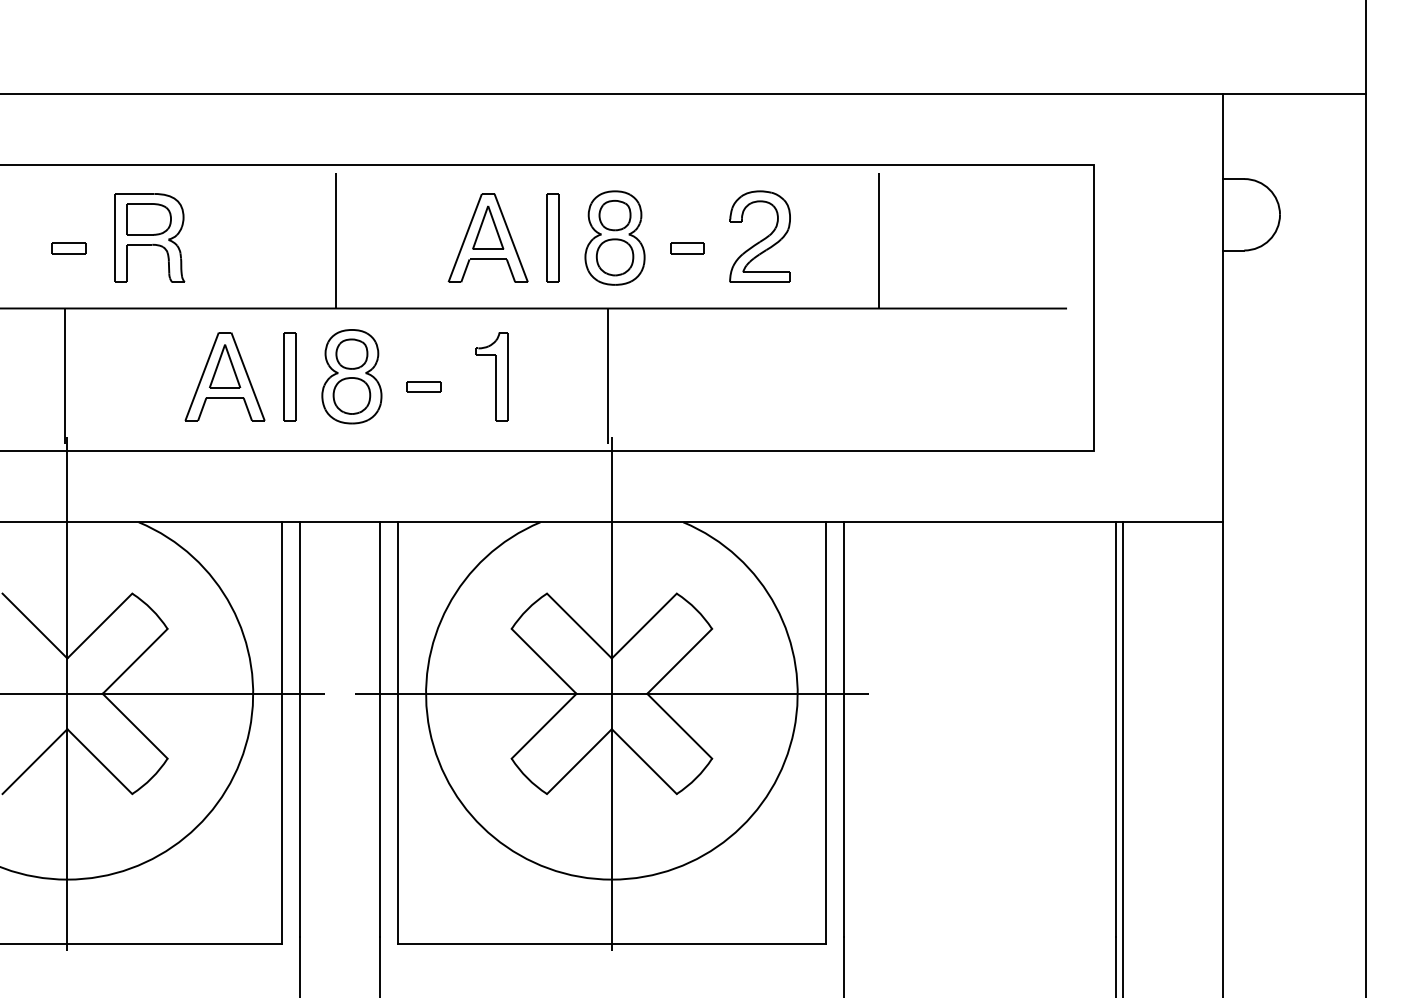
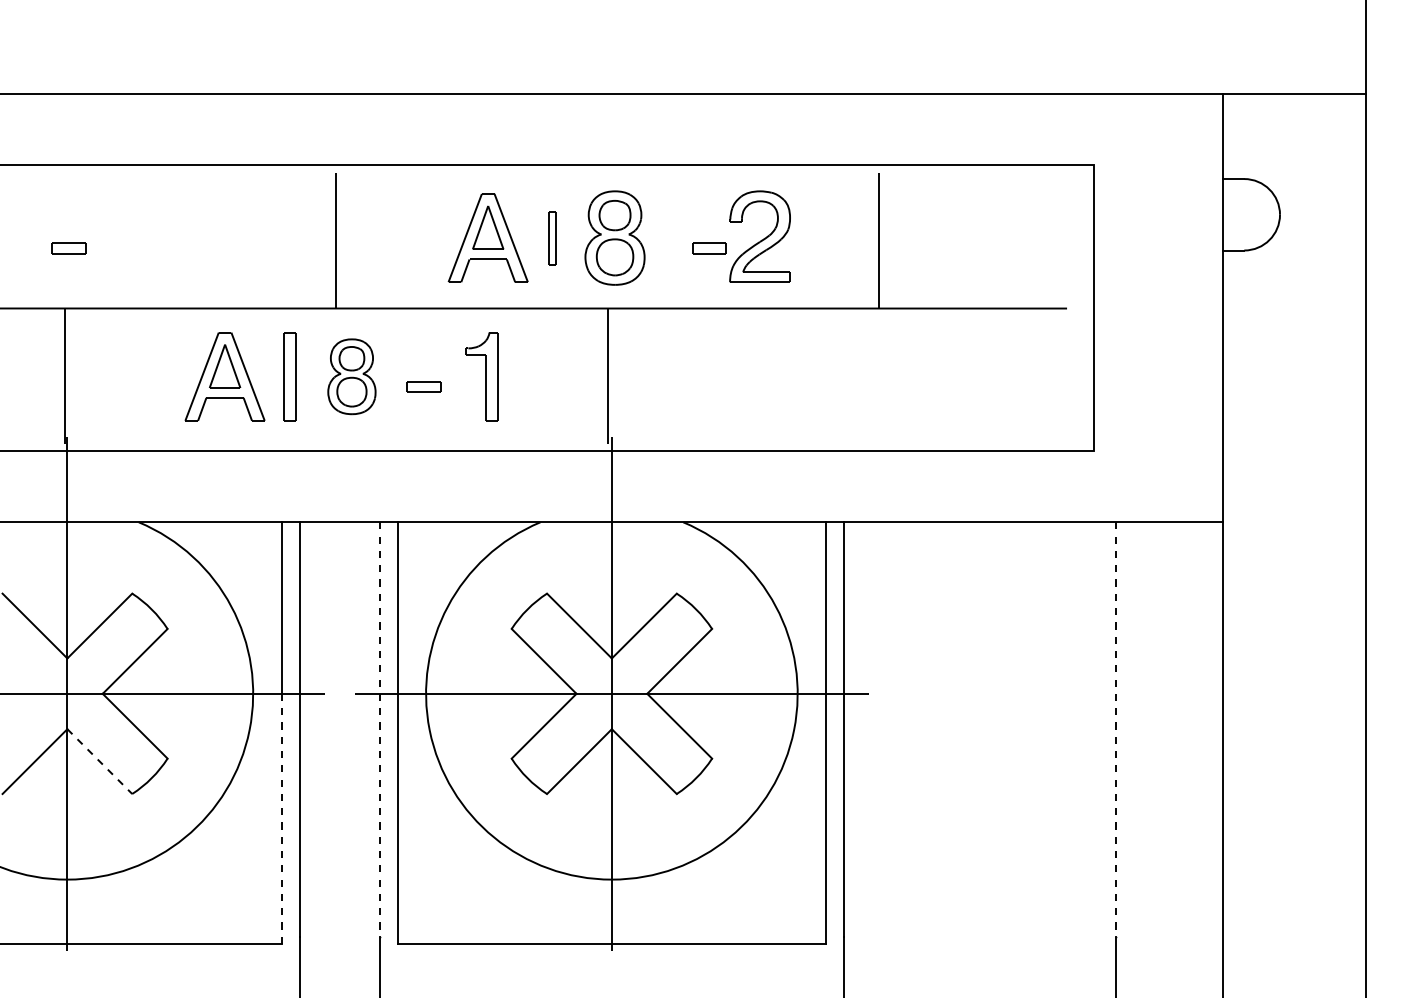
part: present -> none (149, 237)
part size: 14x90 px -> 9x55 px (552, 238)
part position: (687, 248) -> (709, 248) (709, 248)
part size: 62x96 px -> 50x78 px (351, 376)
part position: (491, 376) -> (481, 376) (481, 376)
line: solid -> dashed (379, 730)
line: solid -> dashed (1115, 730)
line: present -> none (1122, 758)
line: solid -> dashed (99, 761)
line: solid -> dashed (281, 818)
